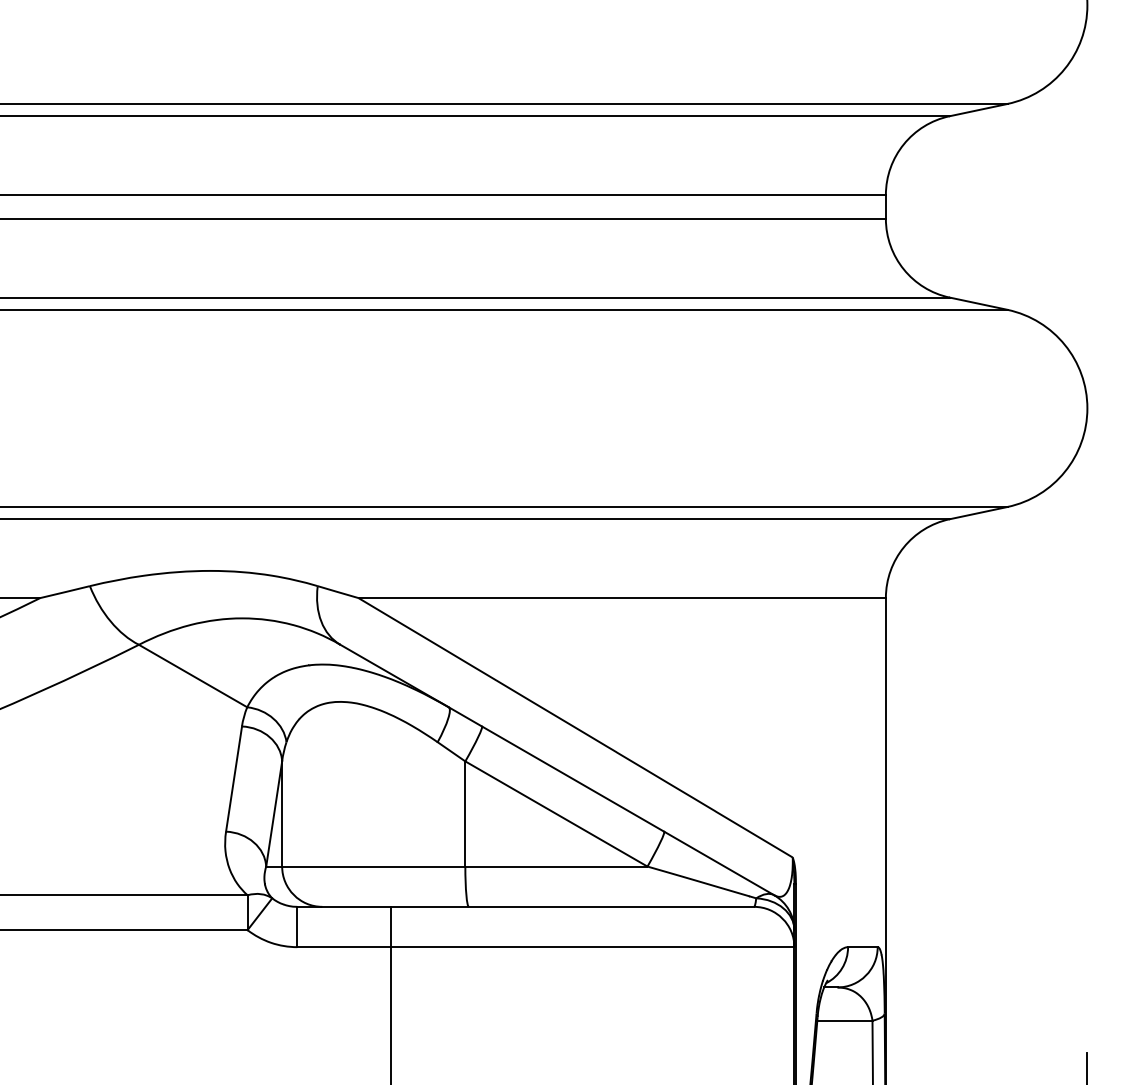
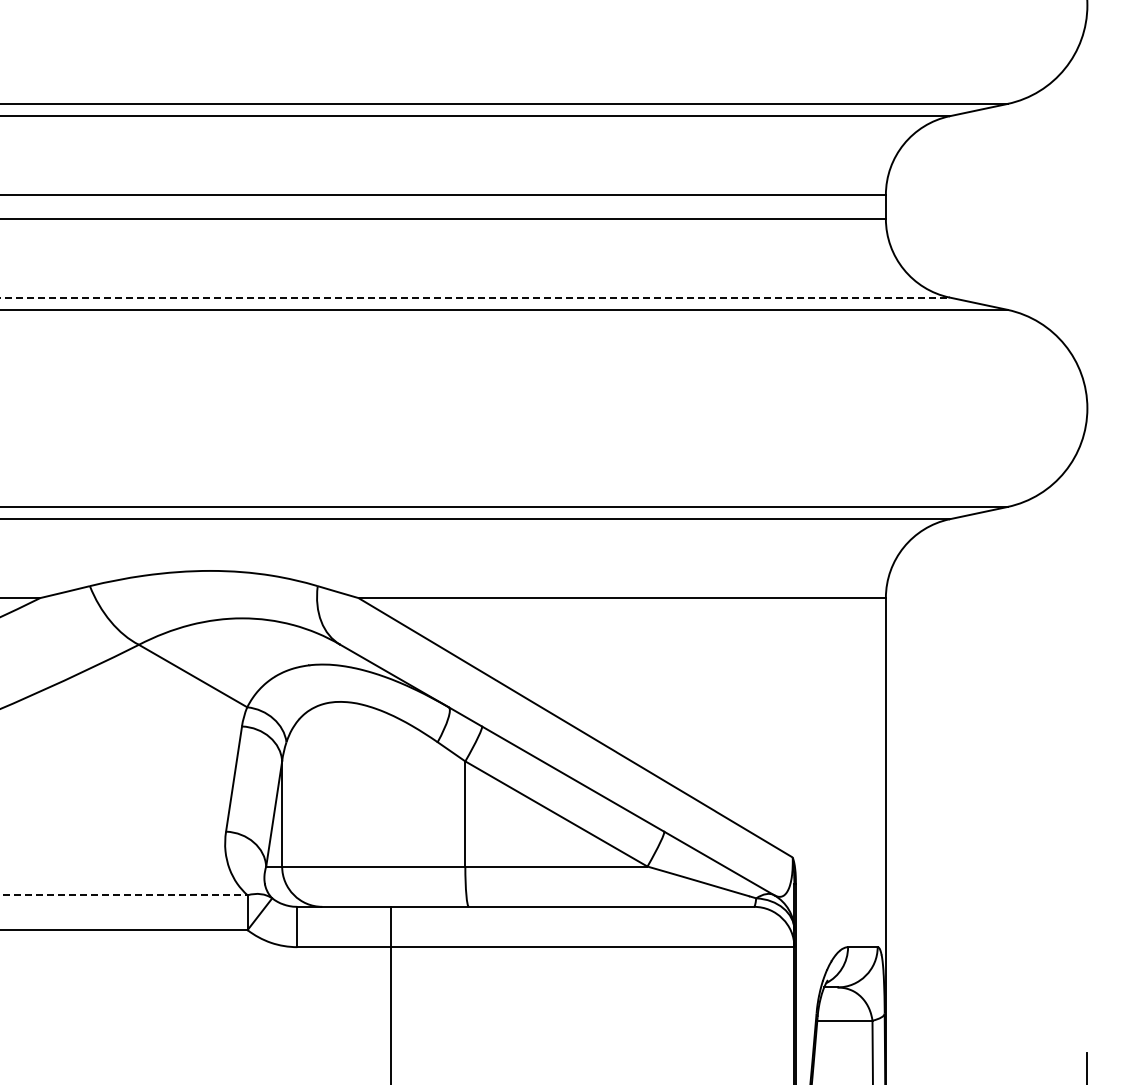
line: solid -> dashed (475, 297)
line: solid -> dashed (124, 895)
